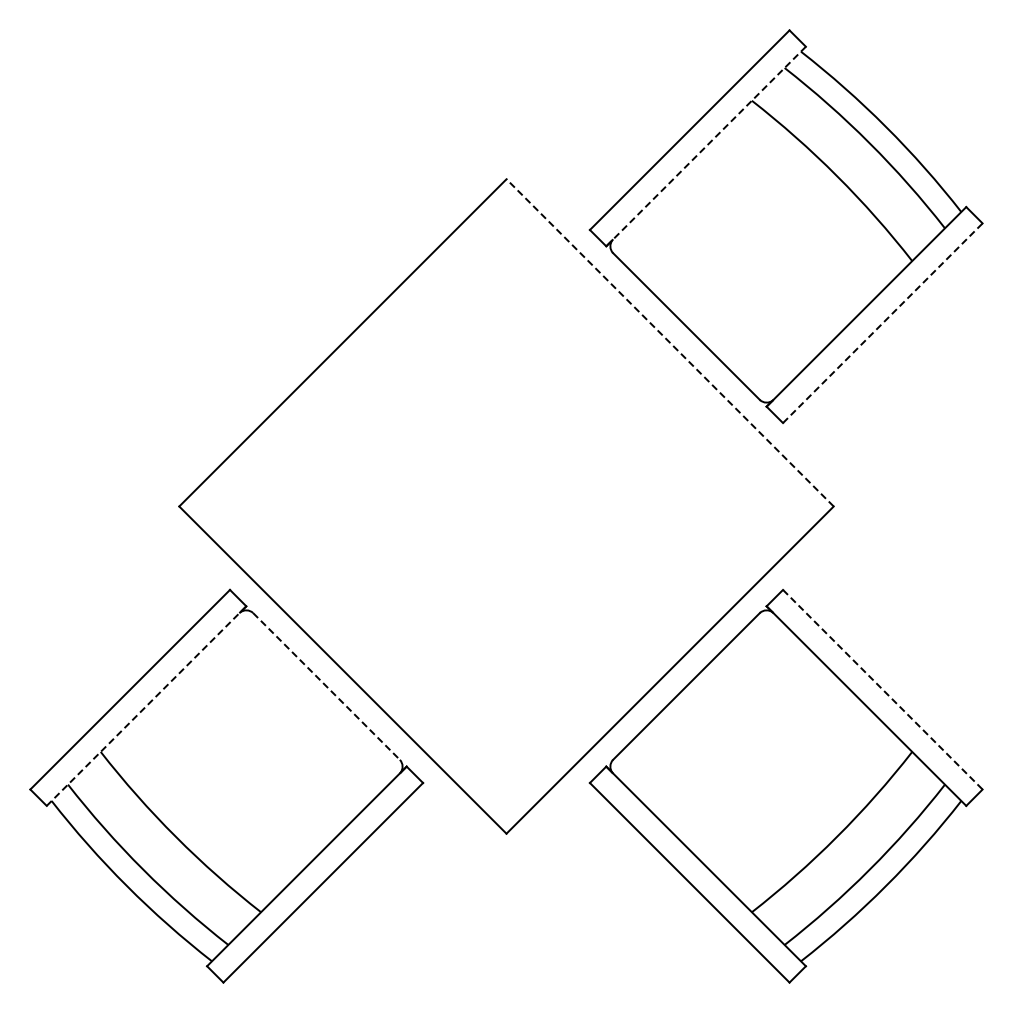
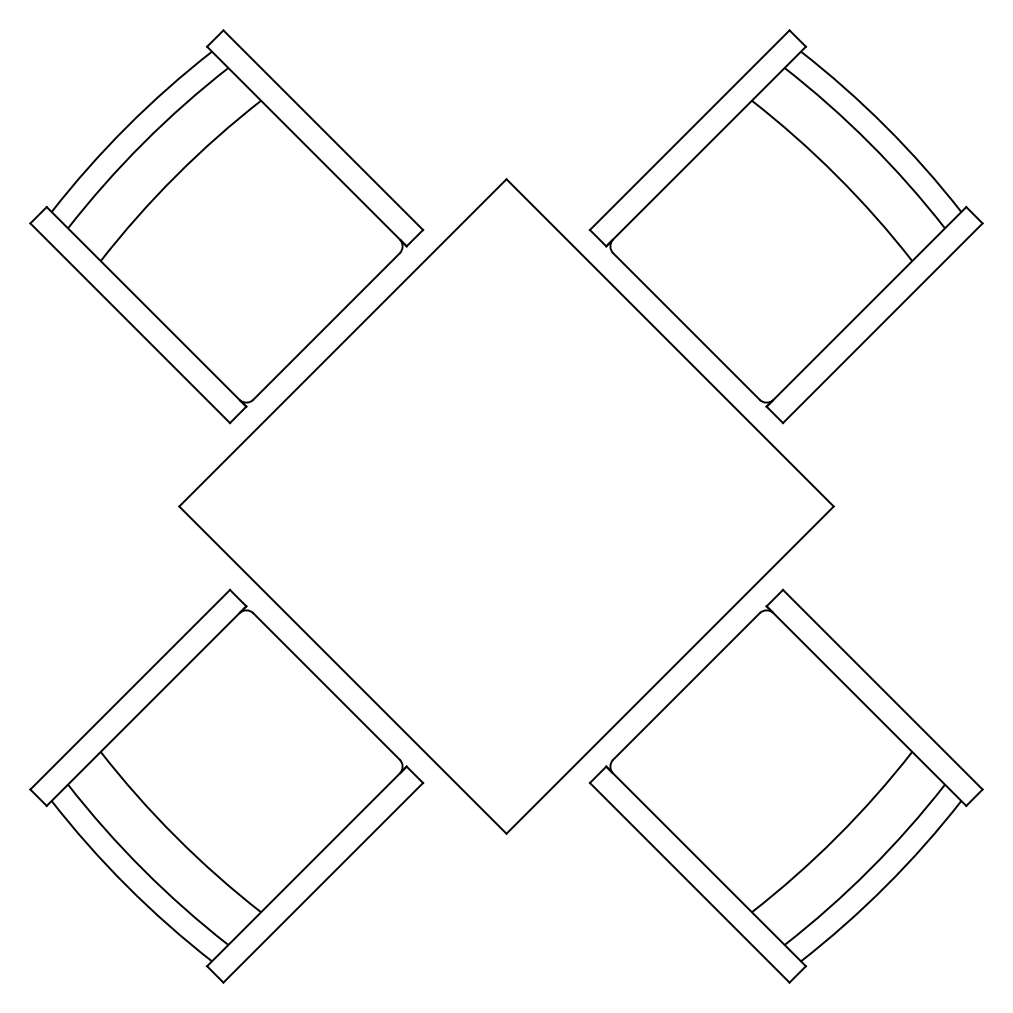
line: dashed -> solid (705, 146)
part: none -> present (226, 226)
line: dashed -> solid (883, 322)
line: dashed -> solid (669, 342)
line: dashed -> solid (326, 686)
line: dashed -> solid (883, 690)
line: dashed -> solid (146, 705)
